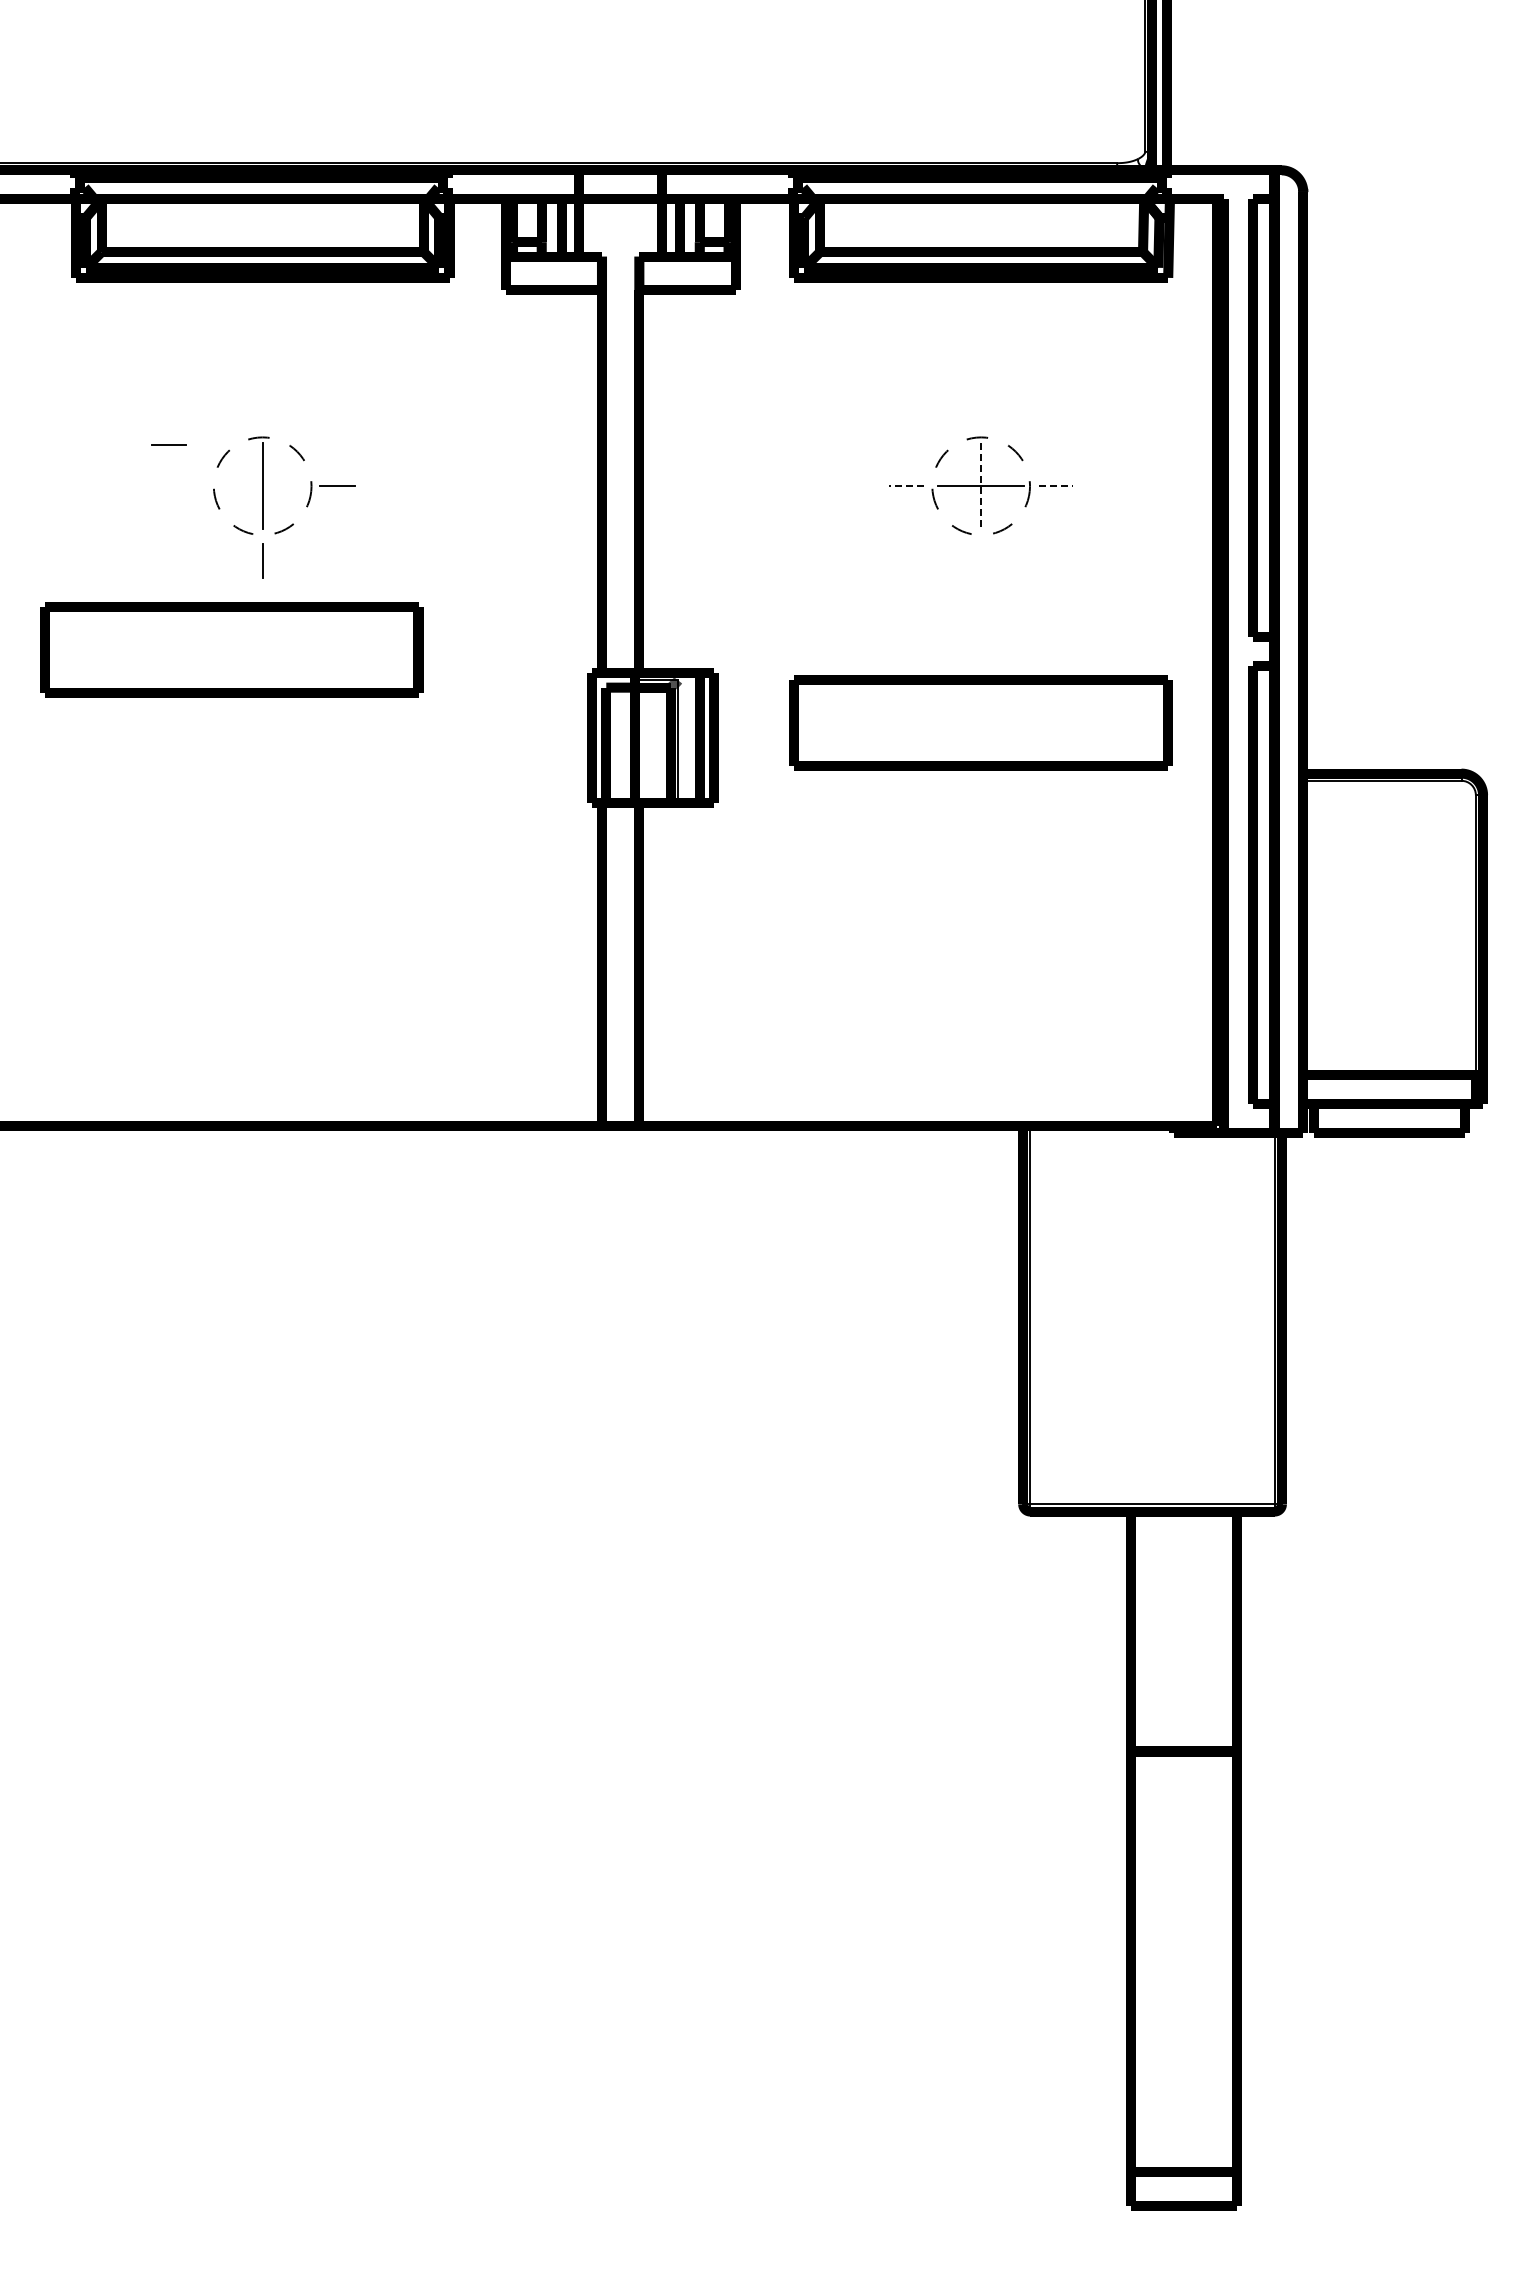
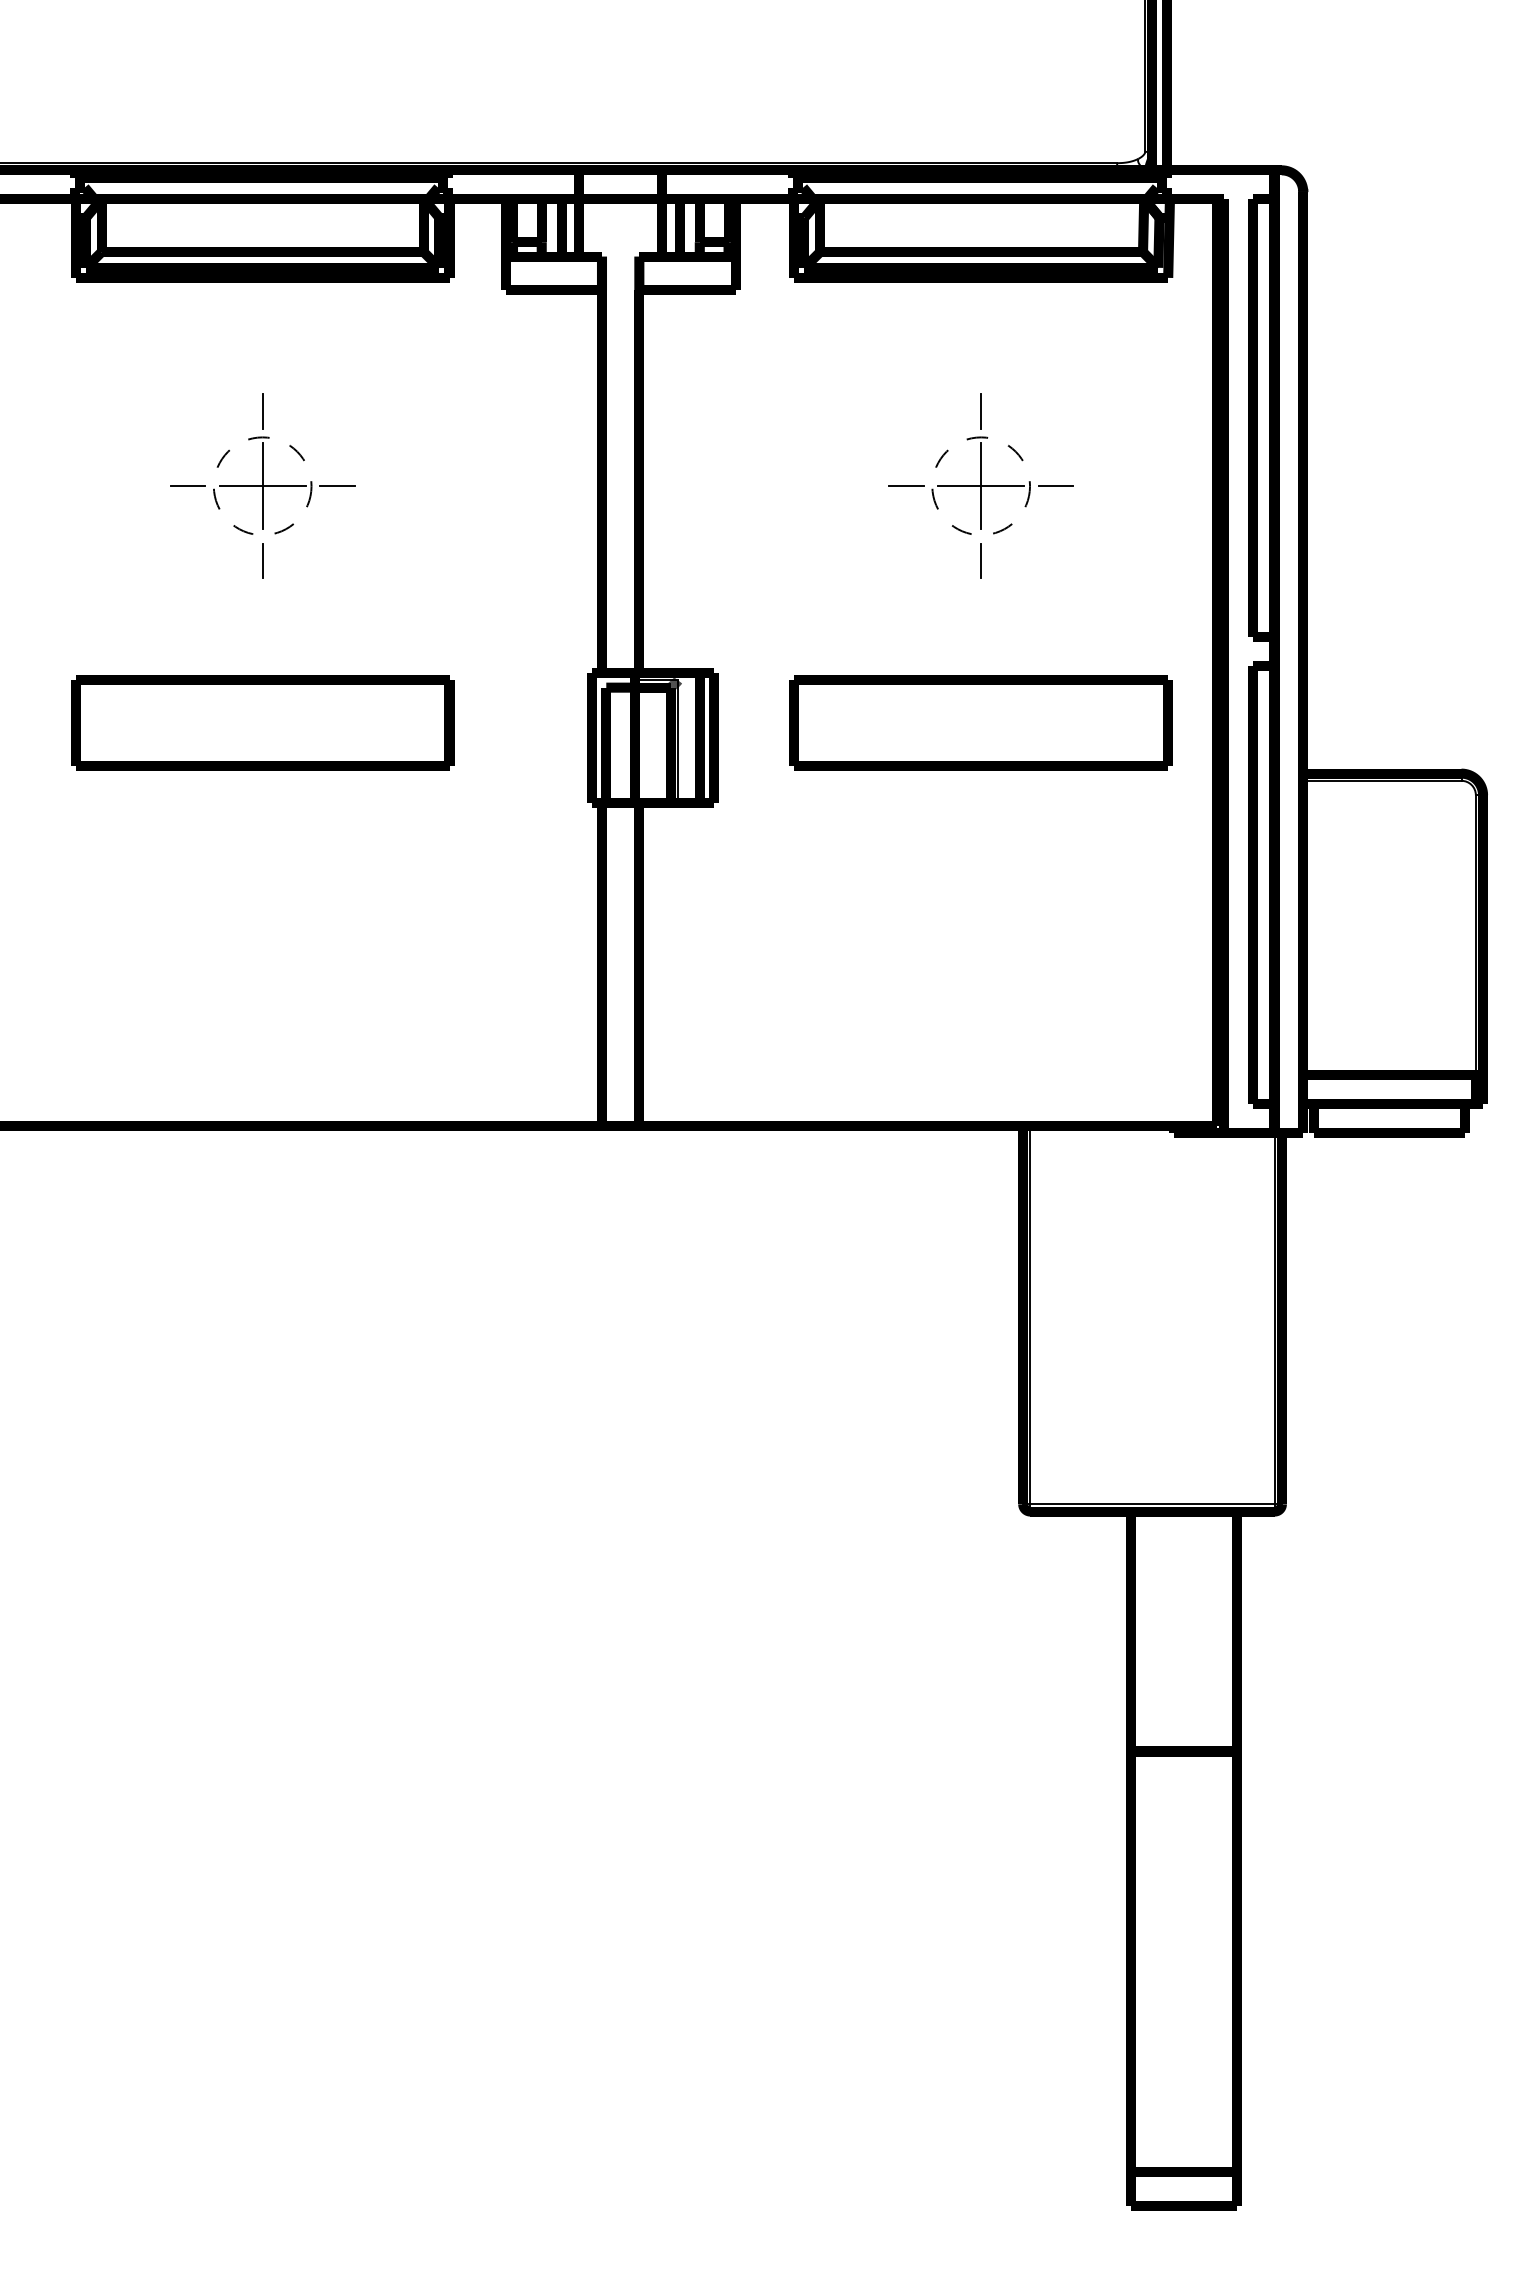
line: none -> present (262, 411)
line: none -> present (981, 411)
line position: (168, 444) -> (187, 485) (187, 485)
line: none -> present (262, 486)
line: dashed -> solid (905, 486)
line: dashed -> solid (981, 486)
line: dashed -> solid (1056, 486)
line: none -> present (980, 560)
part position: (231, 649) -> (262, 722) (262, 722)
